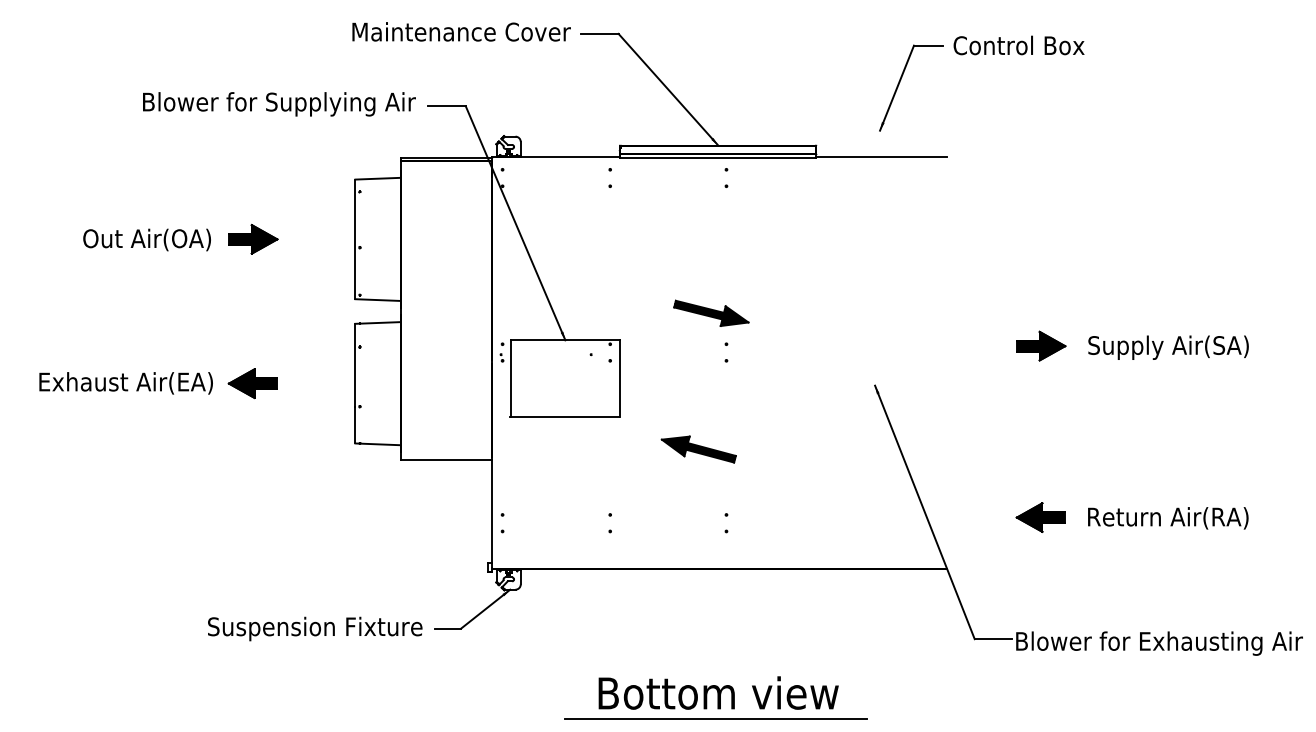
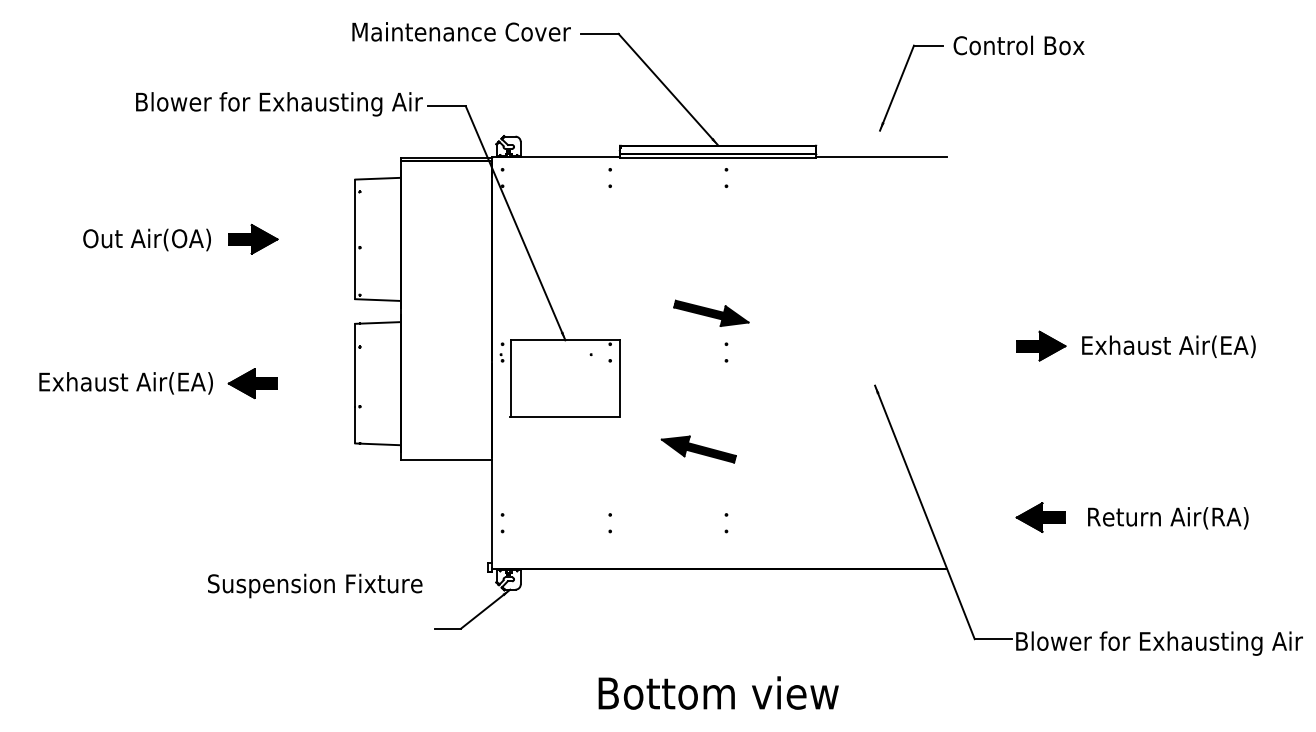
text: Blower for Supplying Air -> Blower for Exhausting Air (279, 104)
text: Supply Air(SA) -> Exhaust Air(EA) (1168, 347)
text position: (315, 628) -> (315, 585) (315, 585)
line: present -> none (715, 718)
